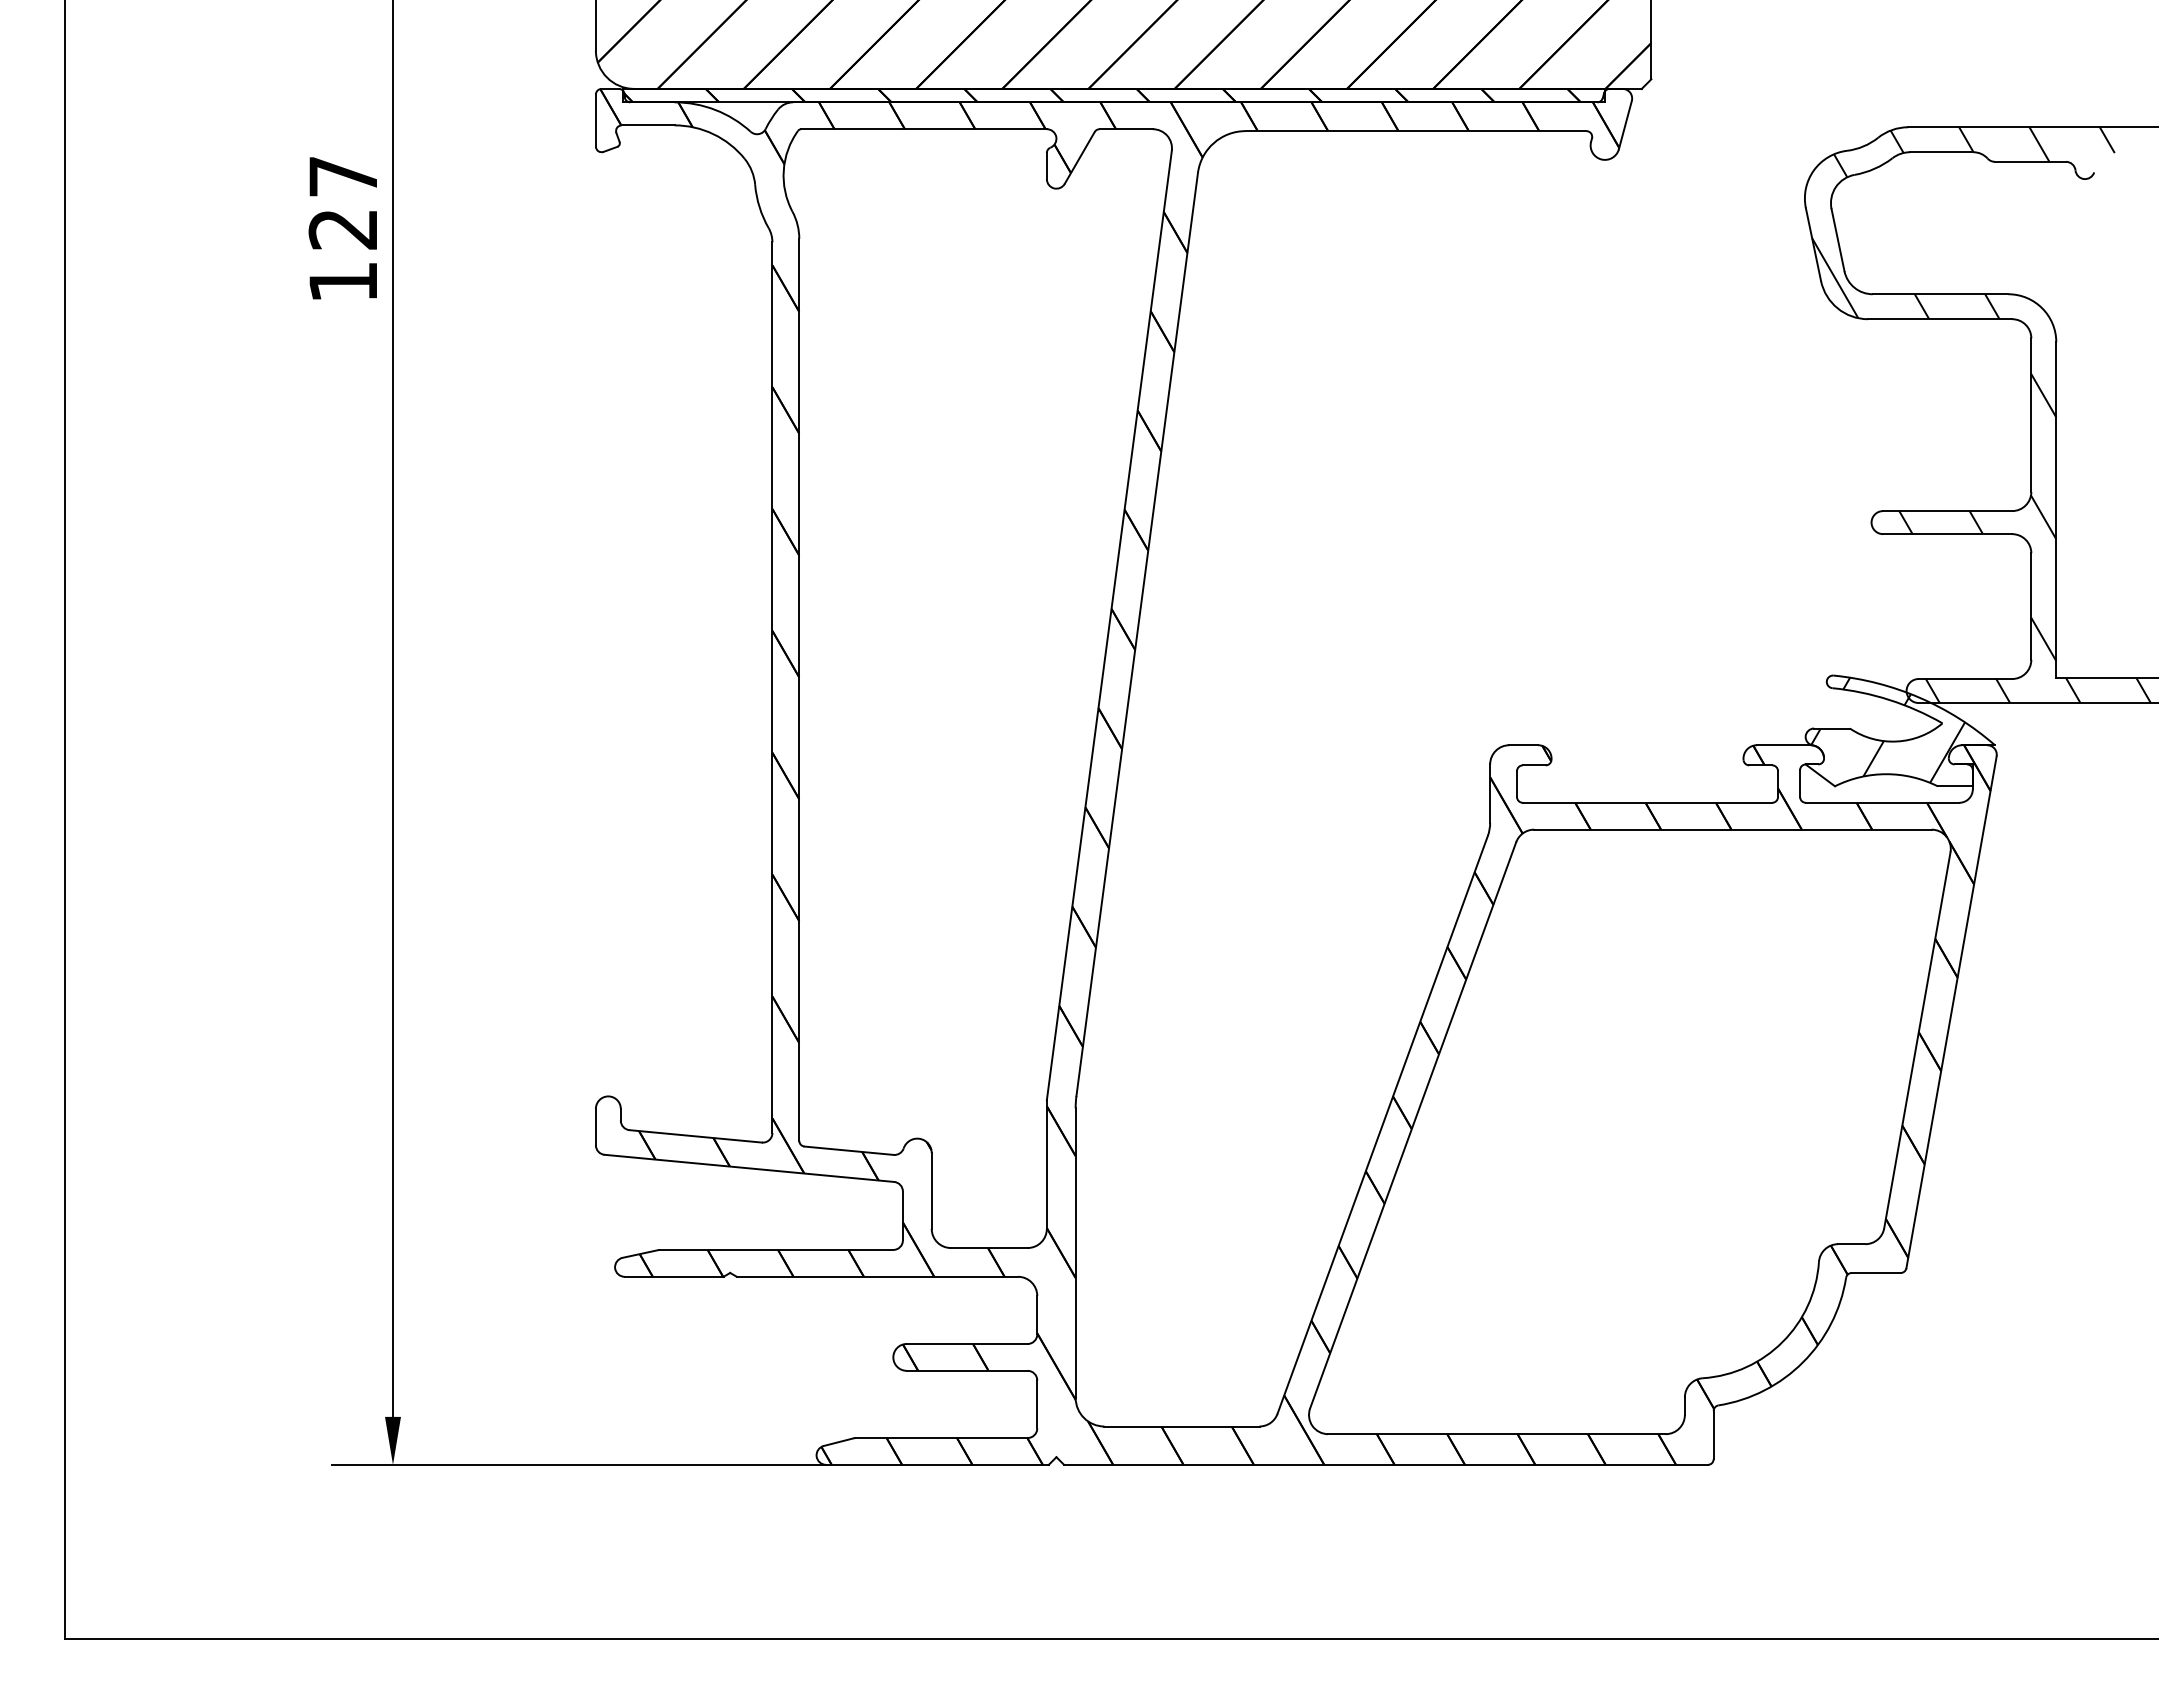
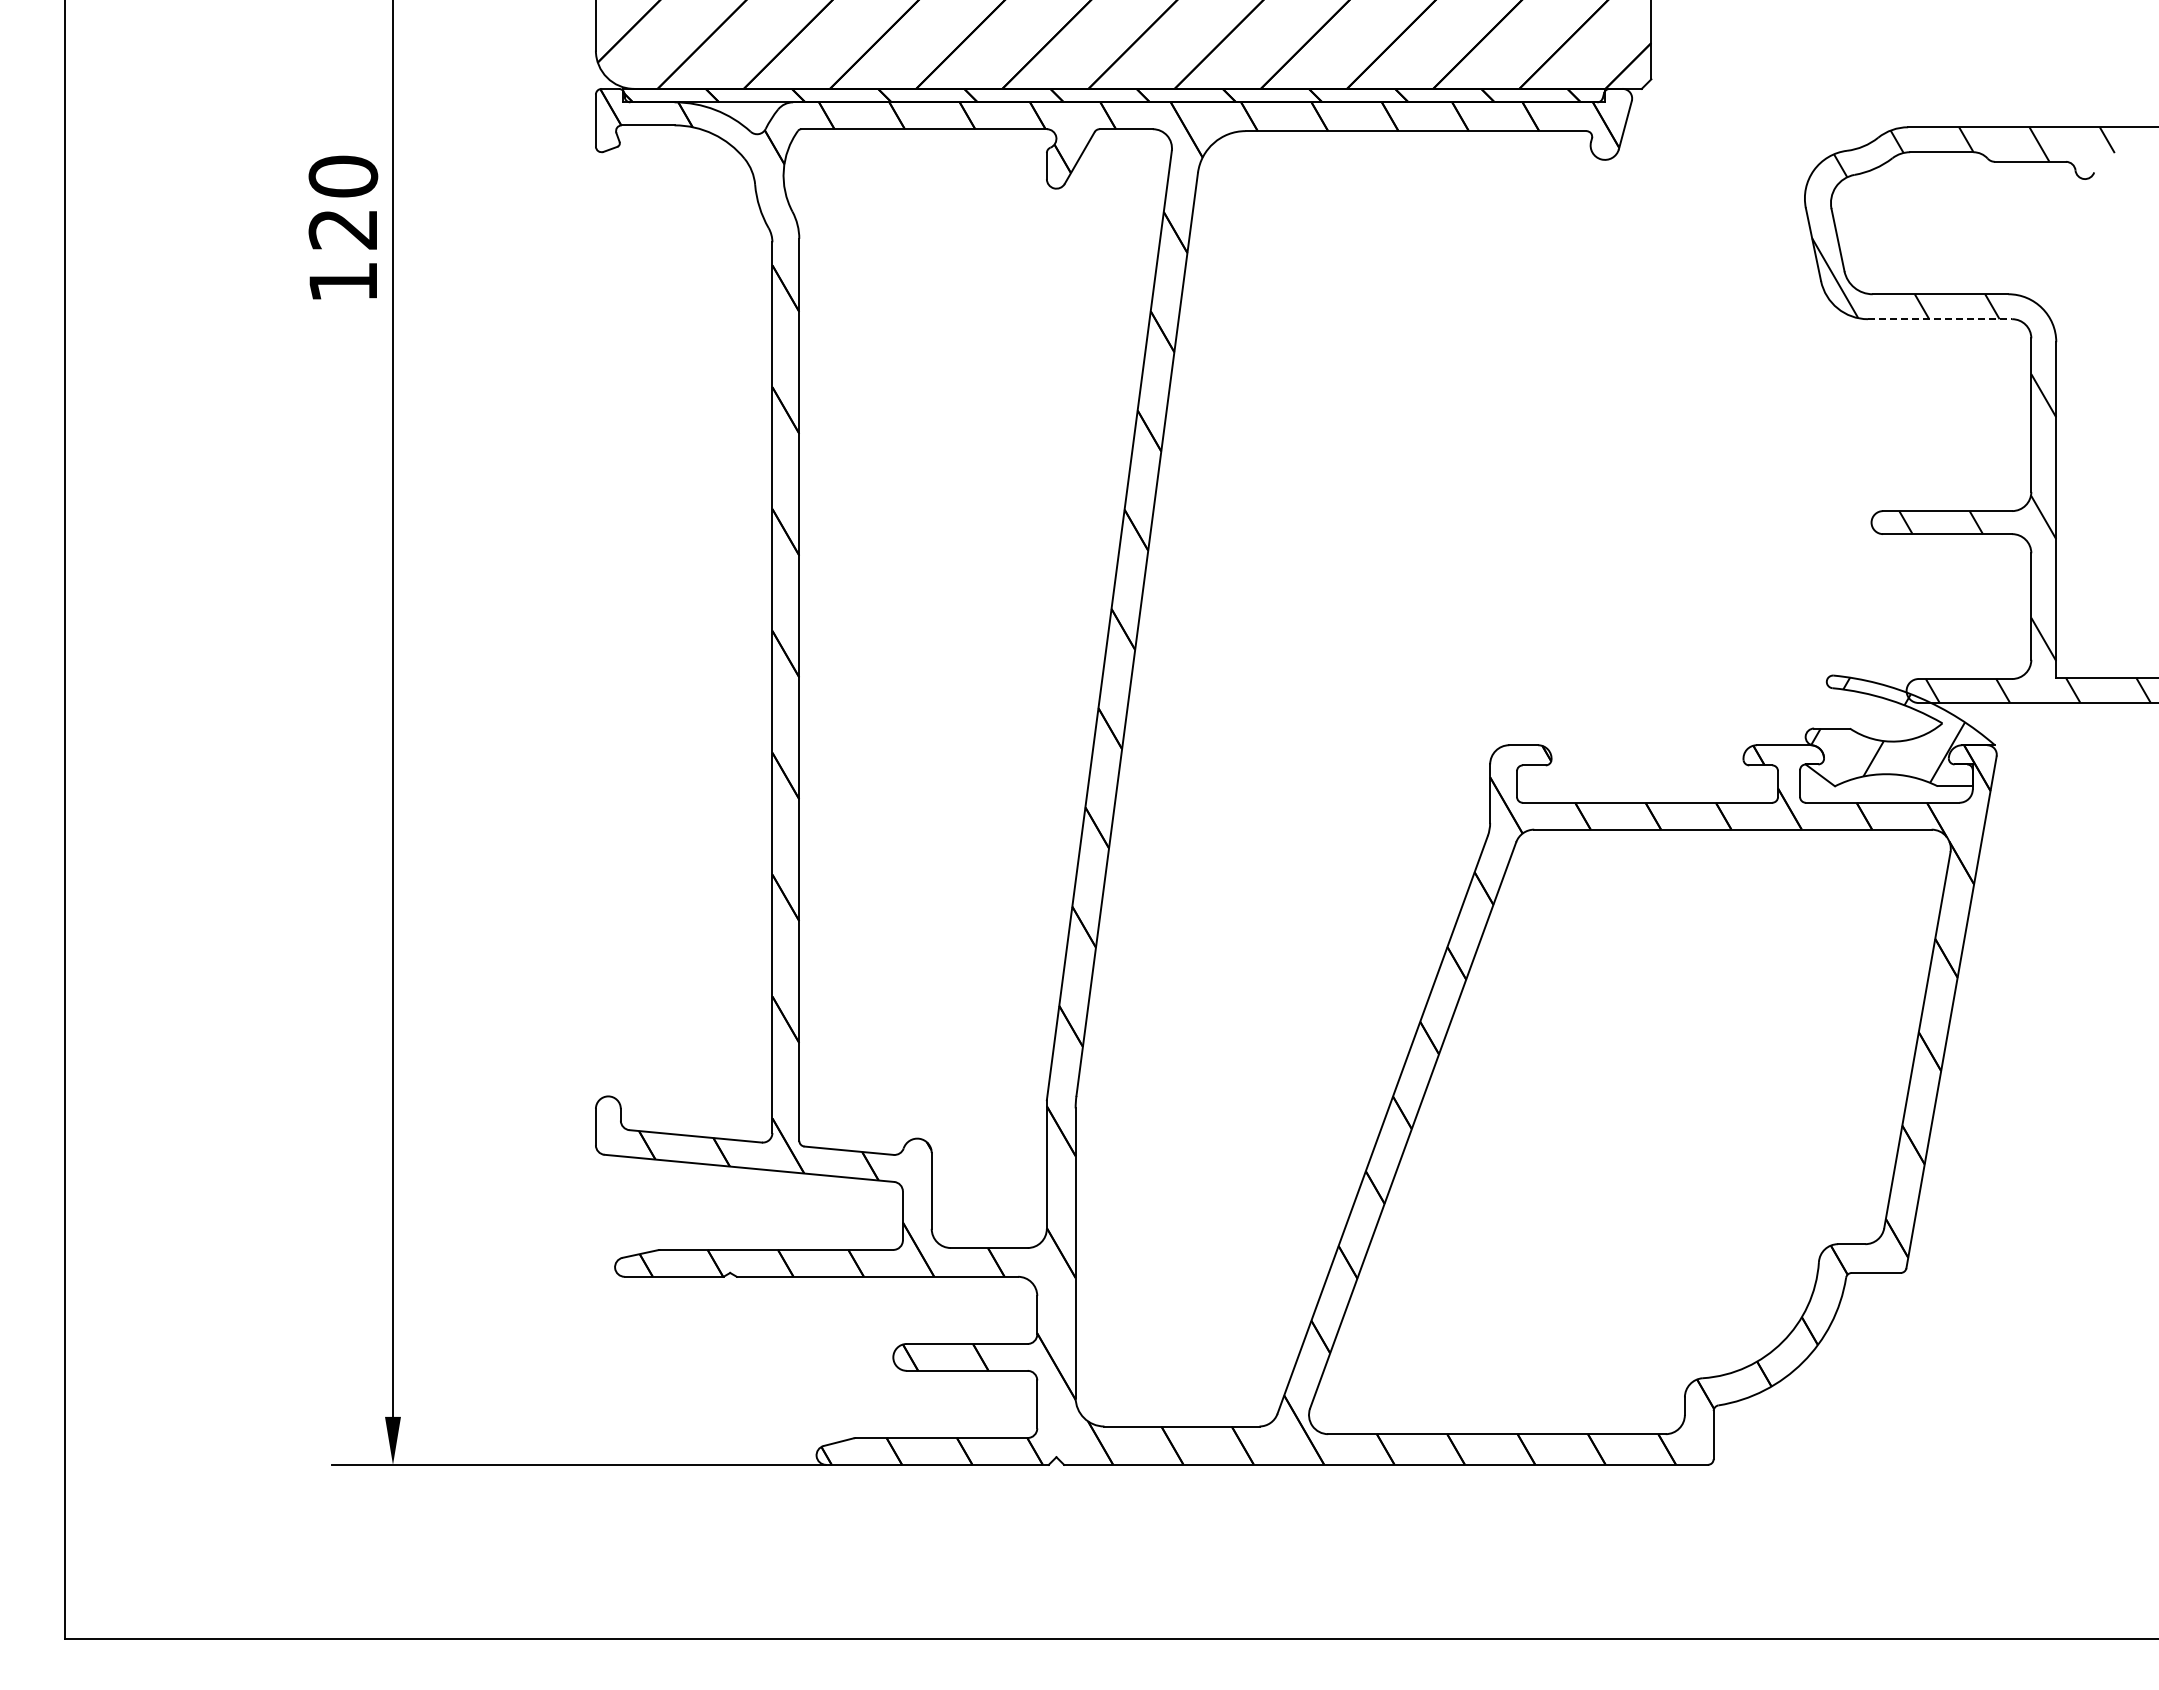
text: 127 -> 120 (343, 176)
line: solid -> dashed (1940, 319)
